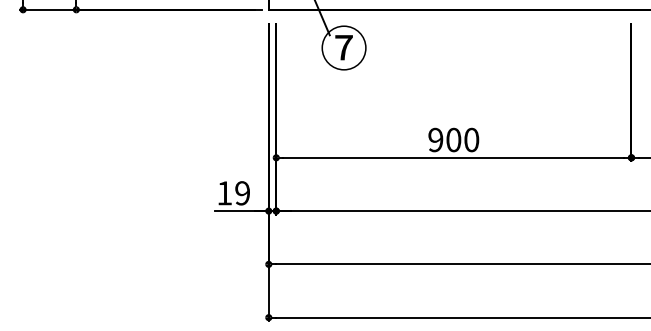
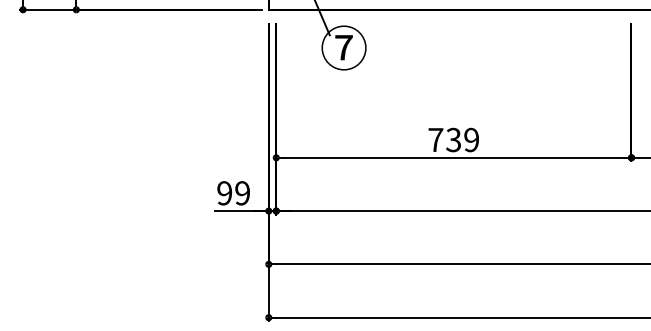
text: 900 -> 739 (453, 139)
text: 19 -> 99 (224, 193)
